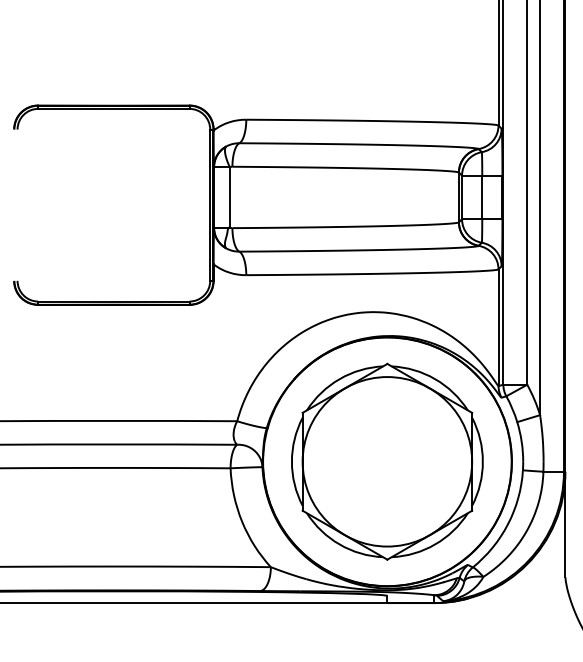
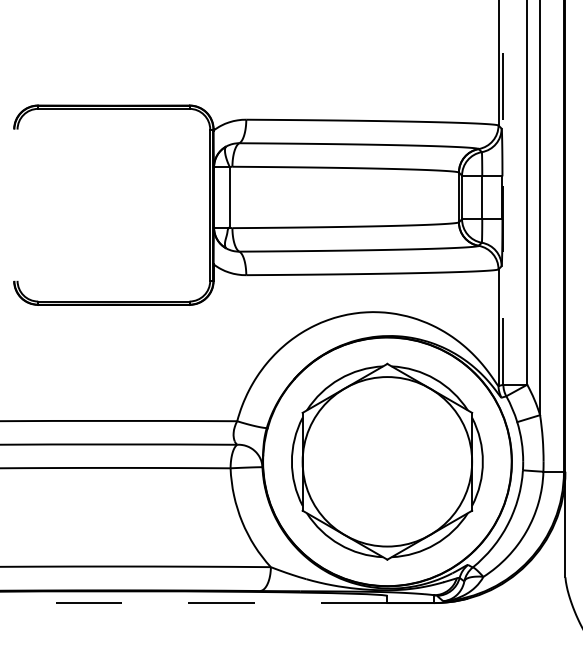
line: solid -> dashed (503, 191)
line: solid -> dashed (193, 603)
